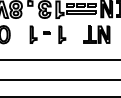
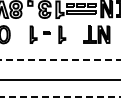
line: solid -> dashed (60, 59)
line: solid -> dashed (60, 97)
